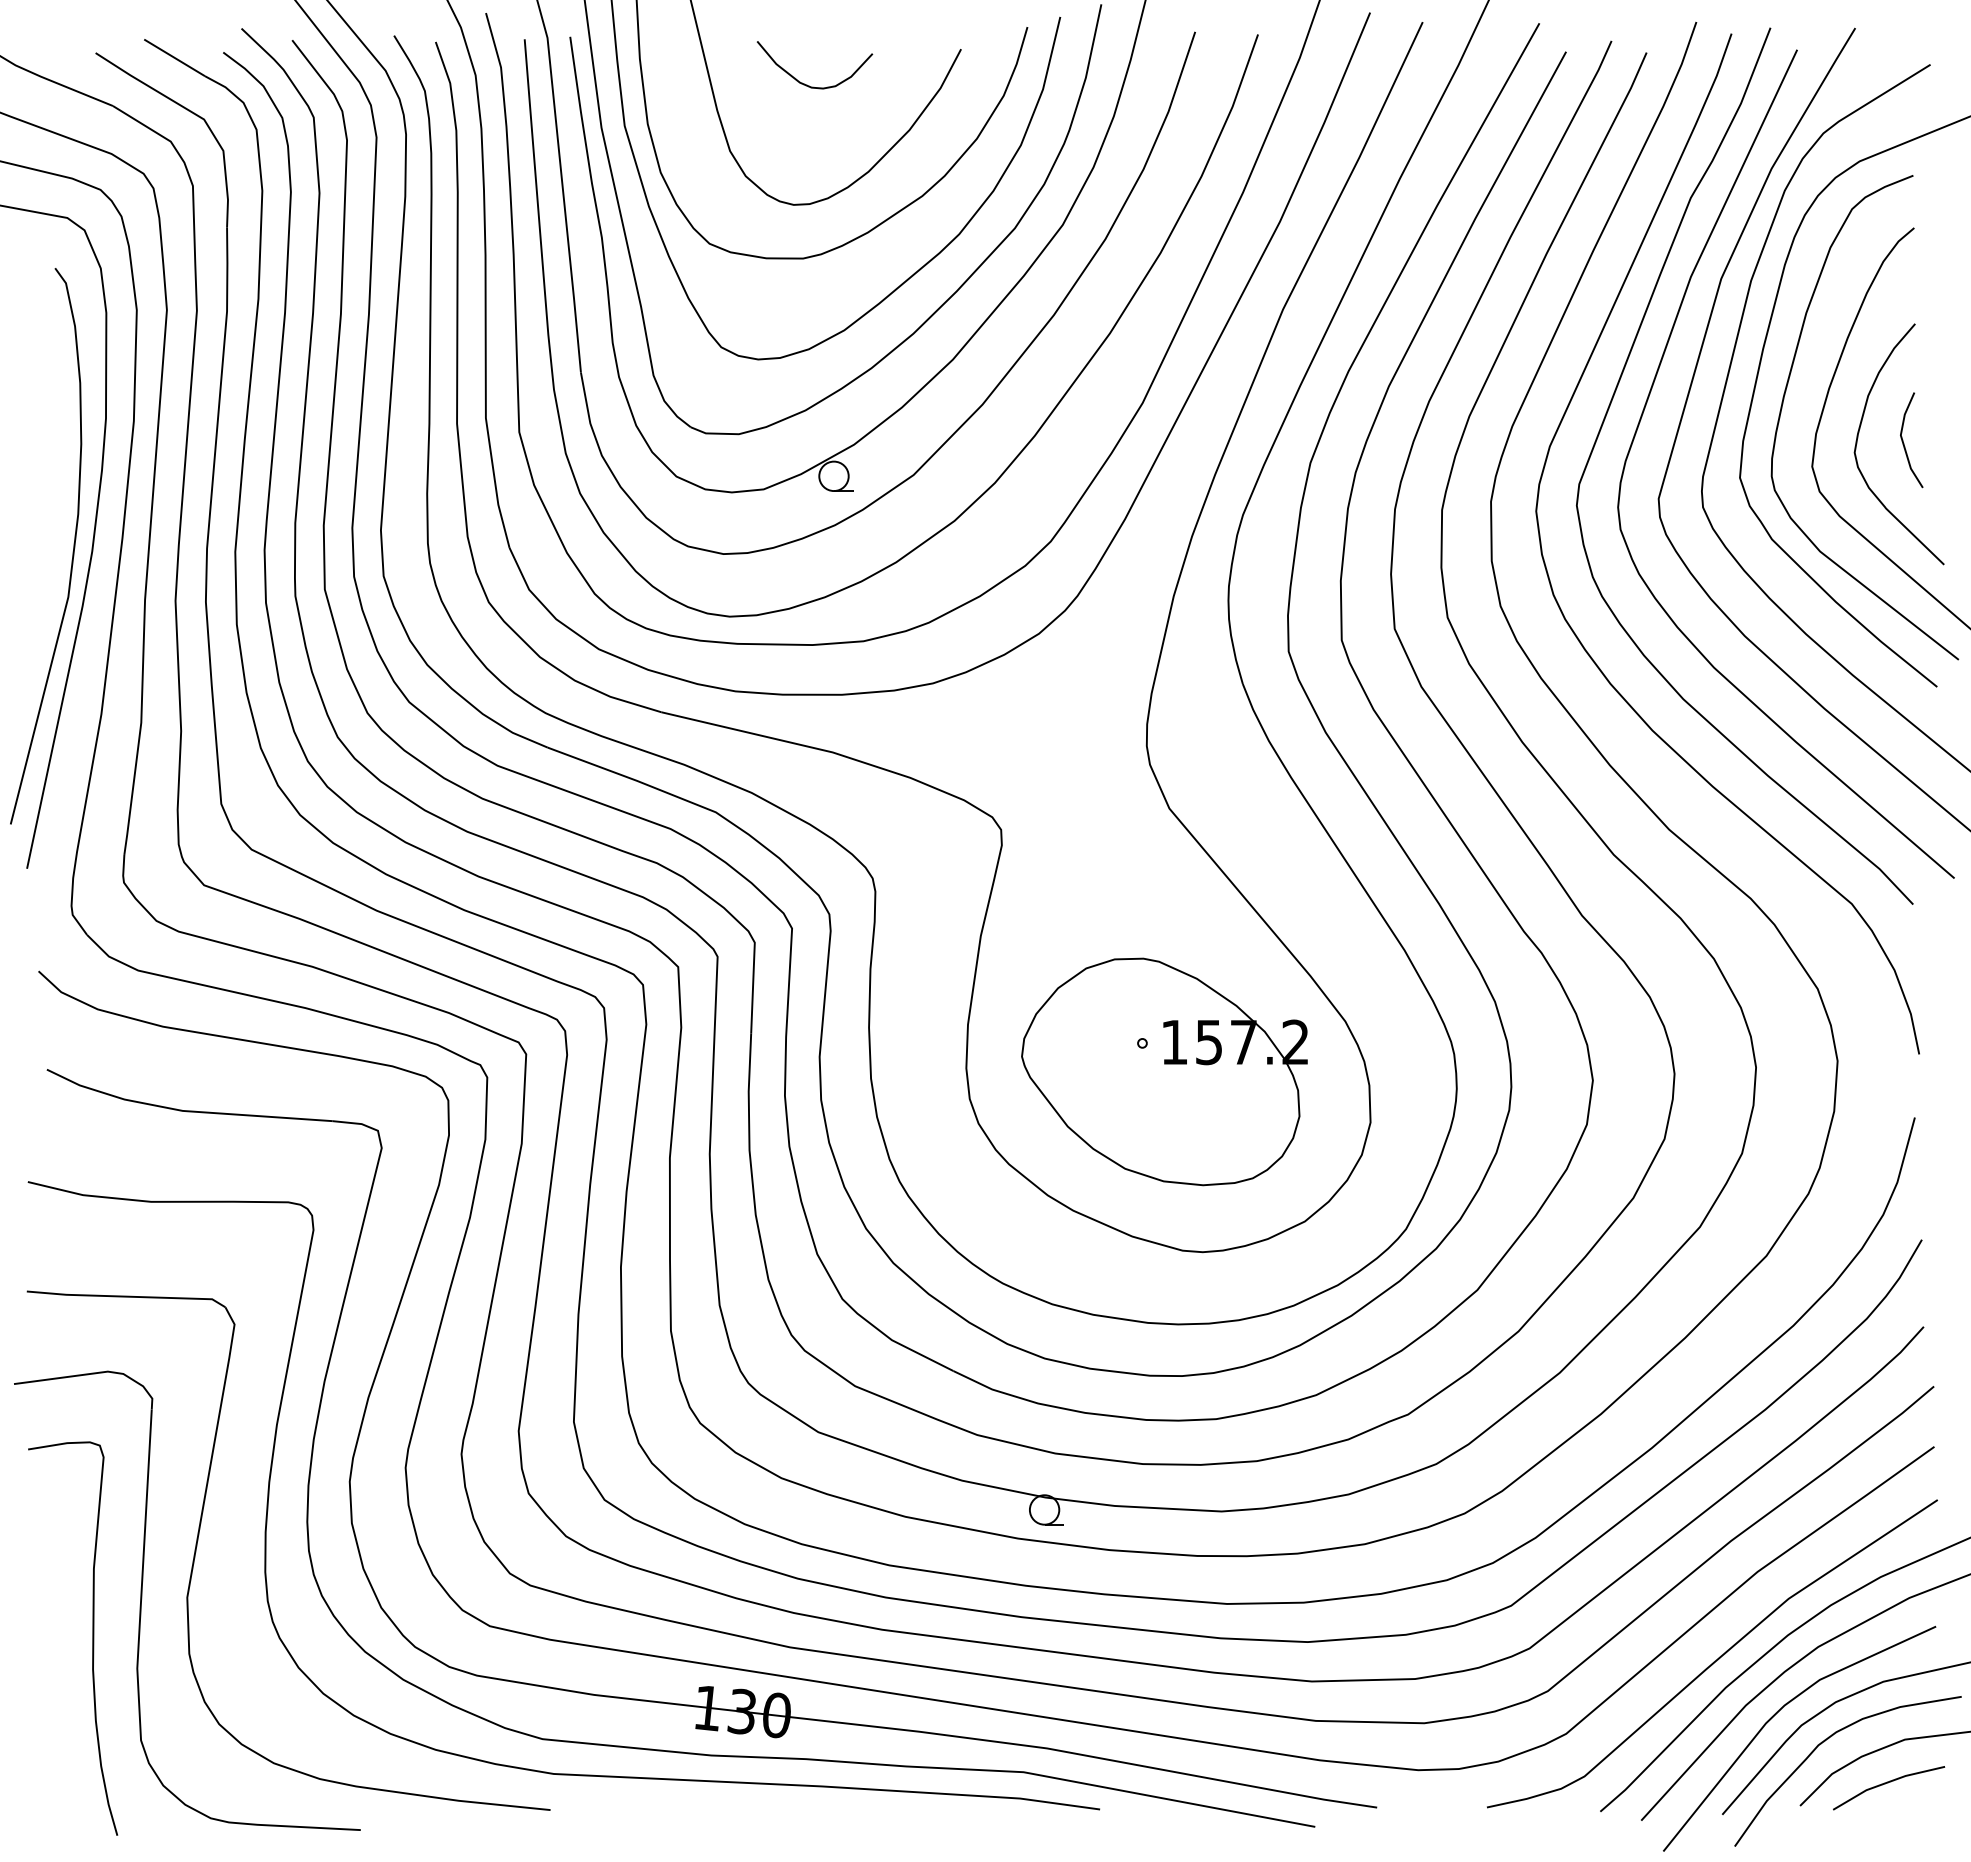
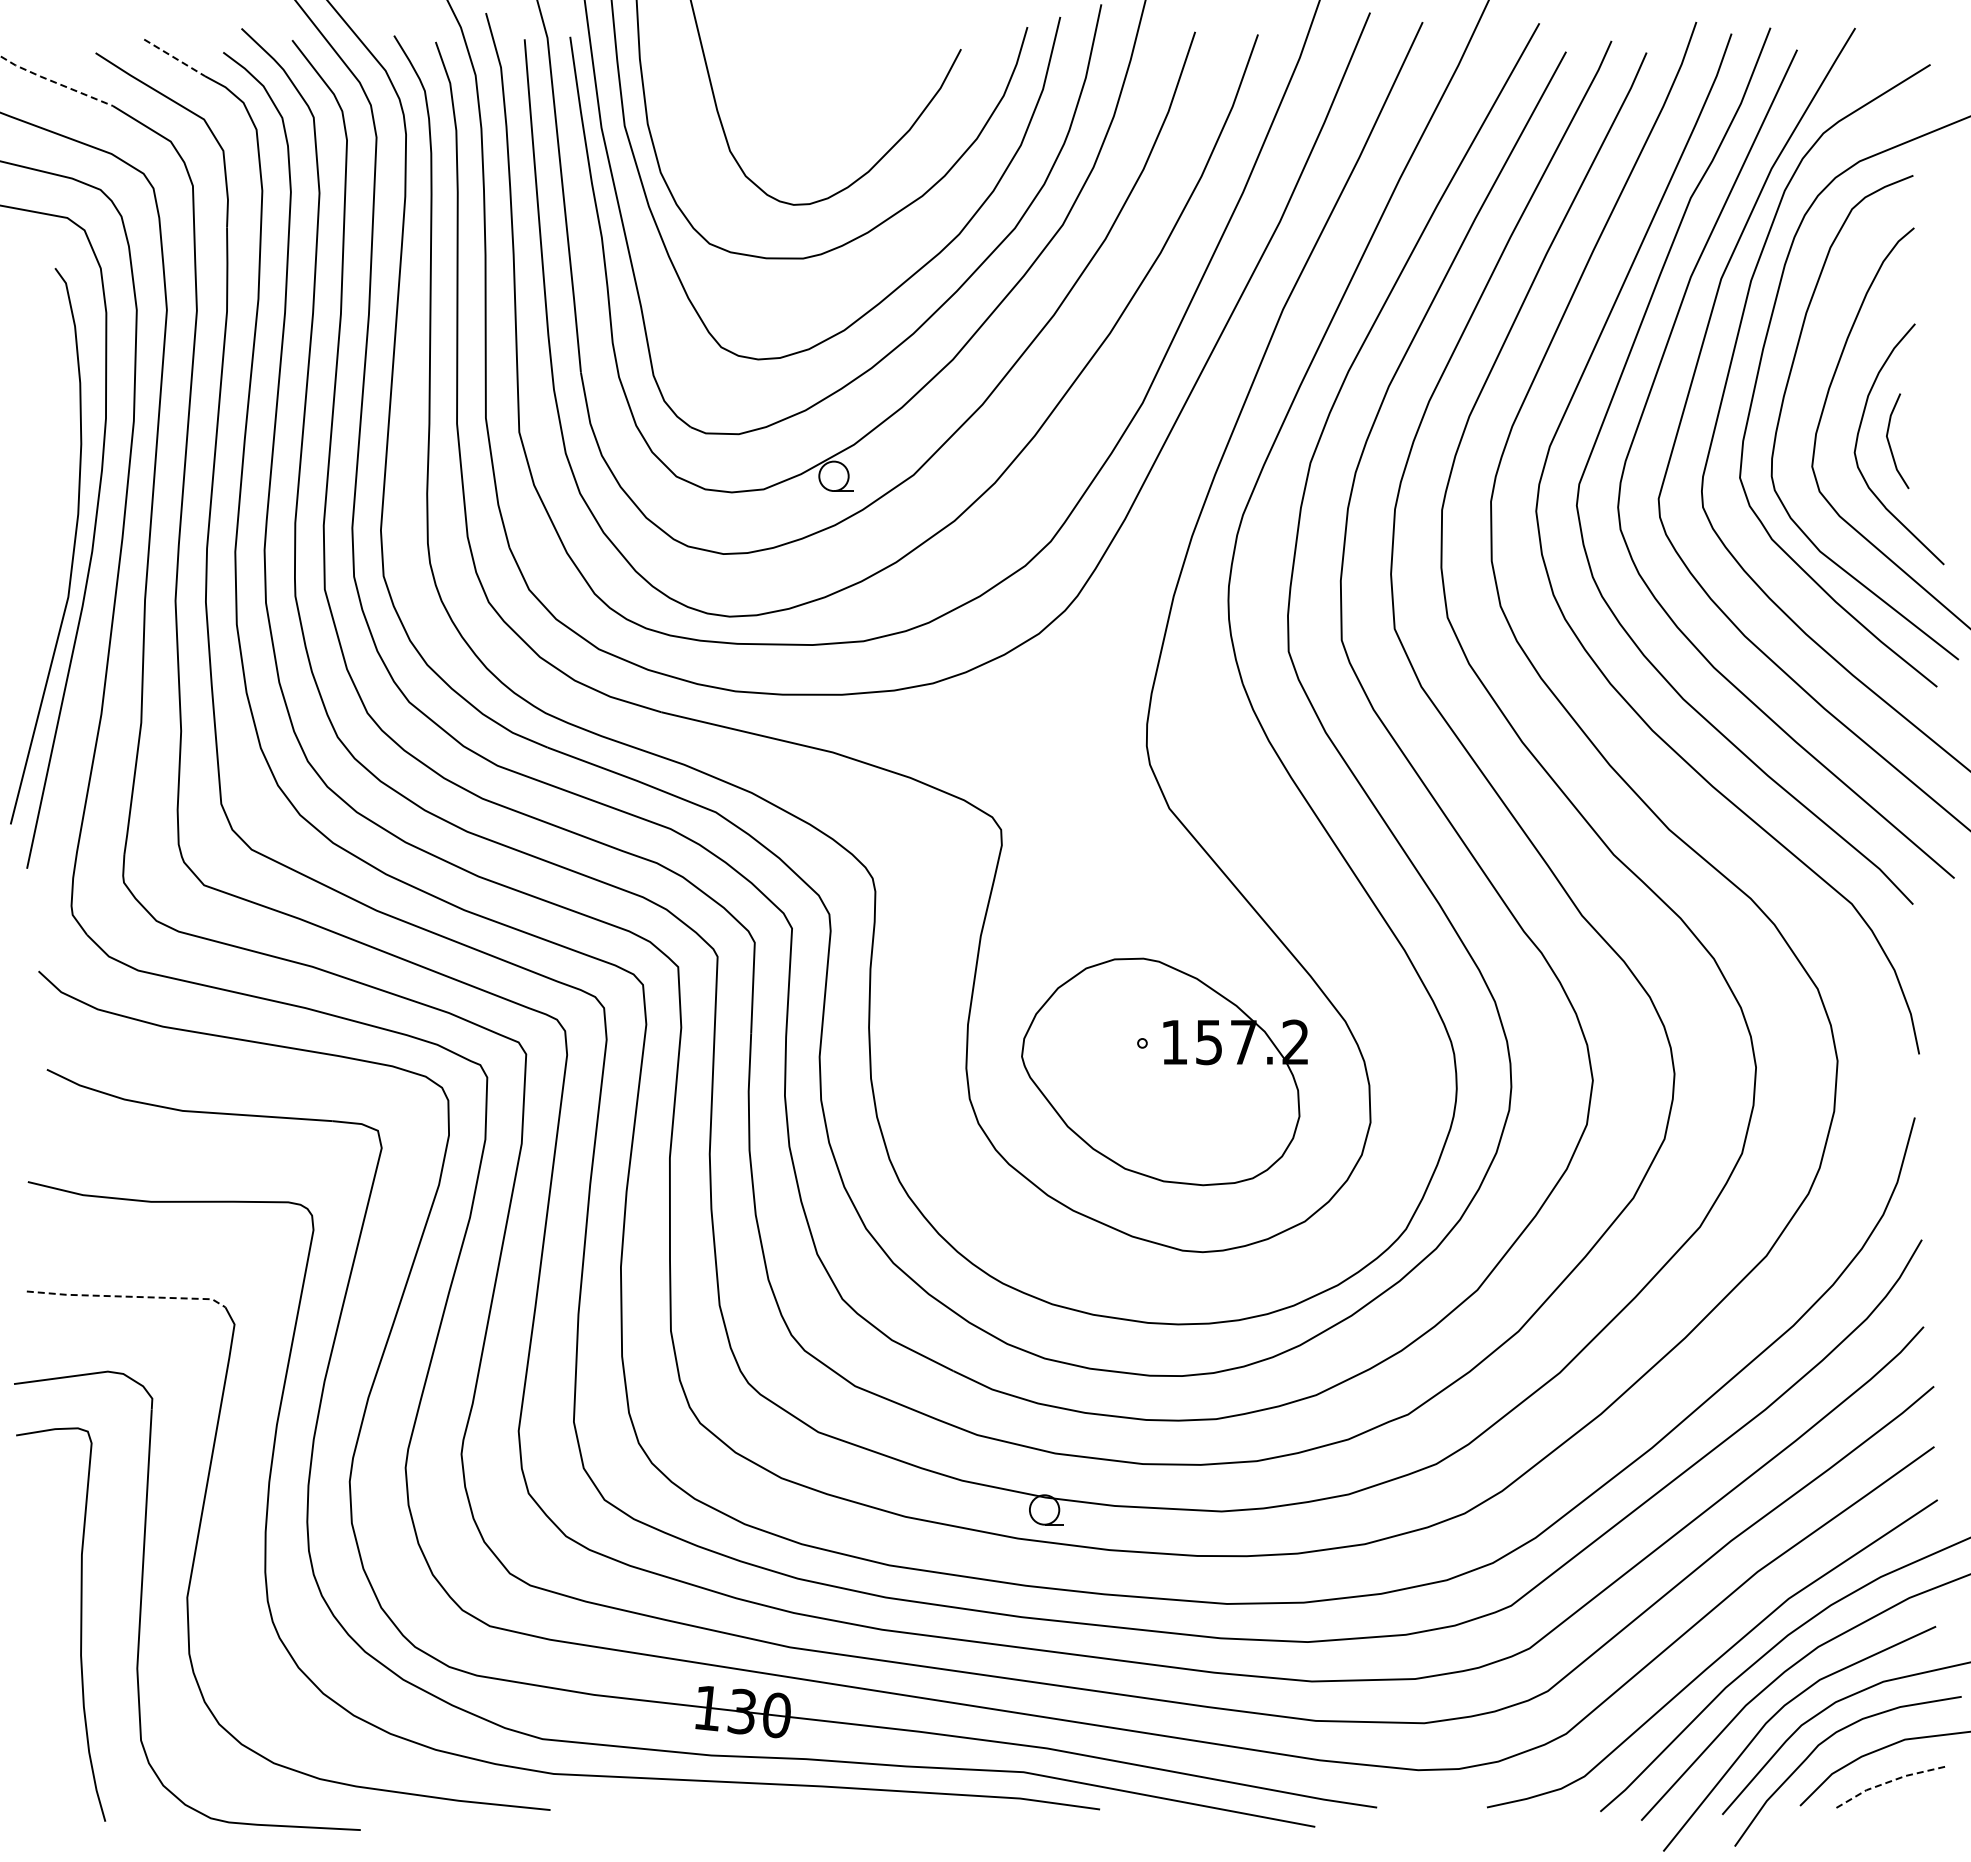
line: solid -> dashed (174, 57)
line: solid -> dashed (54, 82)
curve: present -> none (807, 84)
line position: (1904, 443) -> (1890, 444) (1890, 444)
line: solid -> dashed (127, 1296)
curve position: (92, 1638) -> (80, 1624) (80, 1624)
line: solid -> dashed (1886, 1782)
